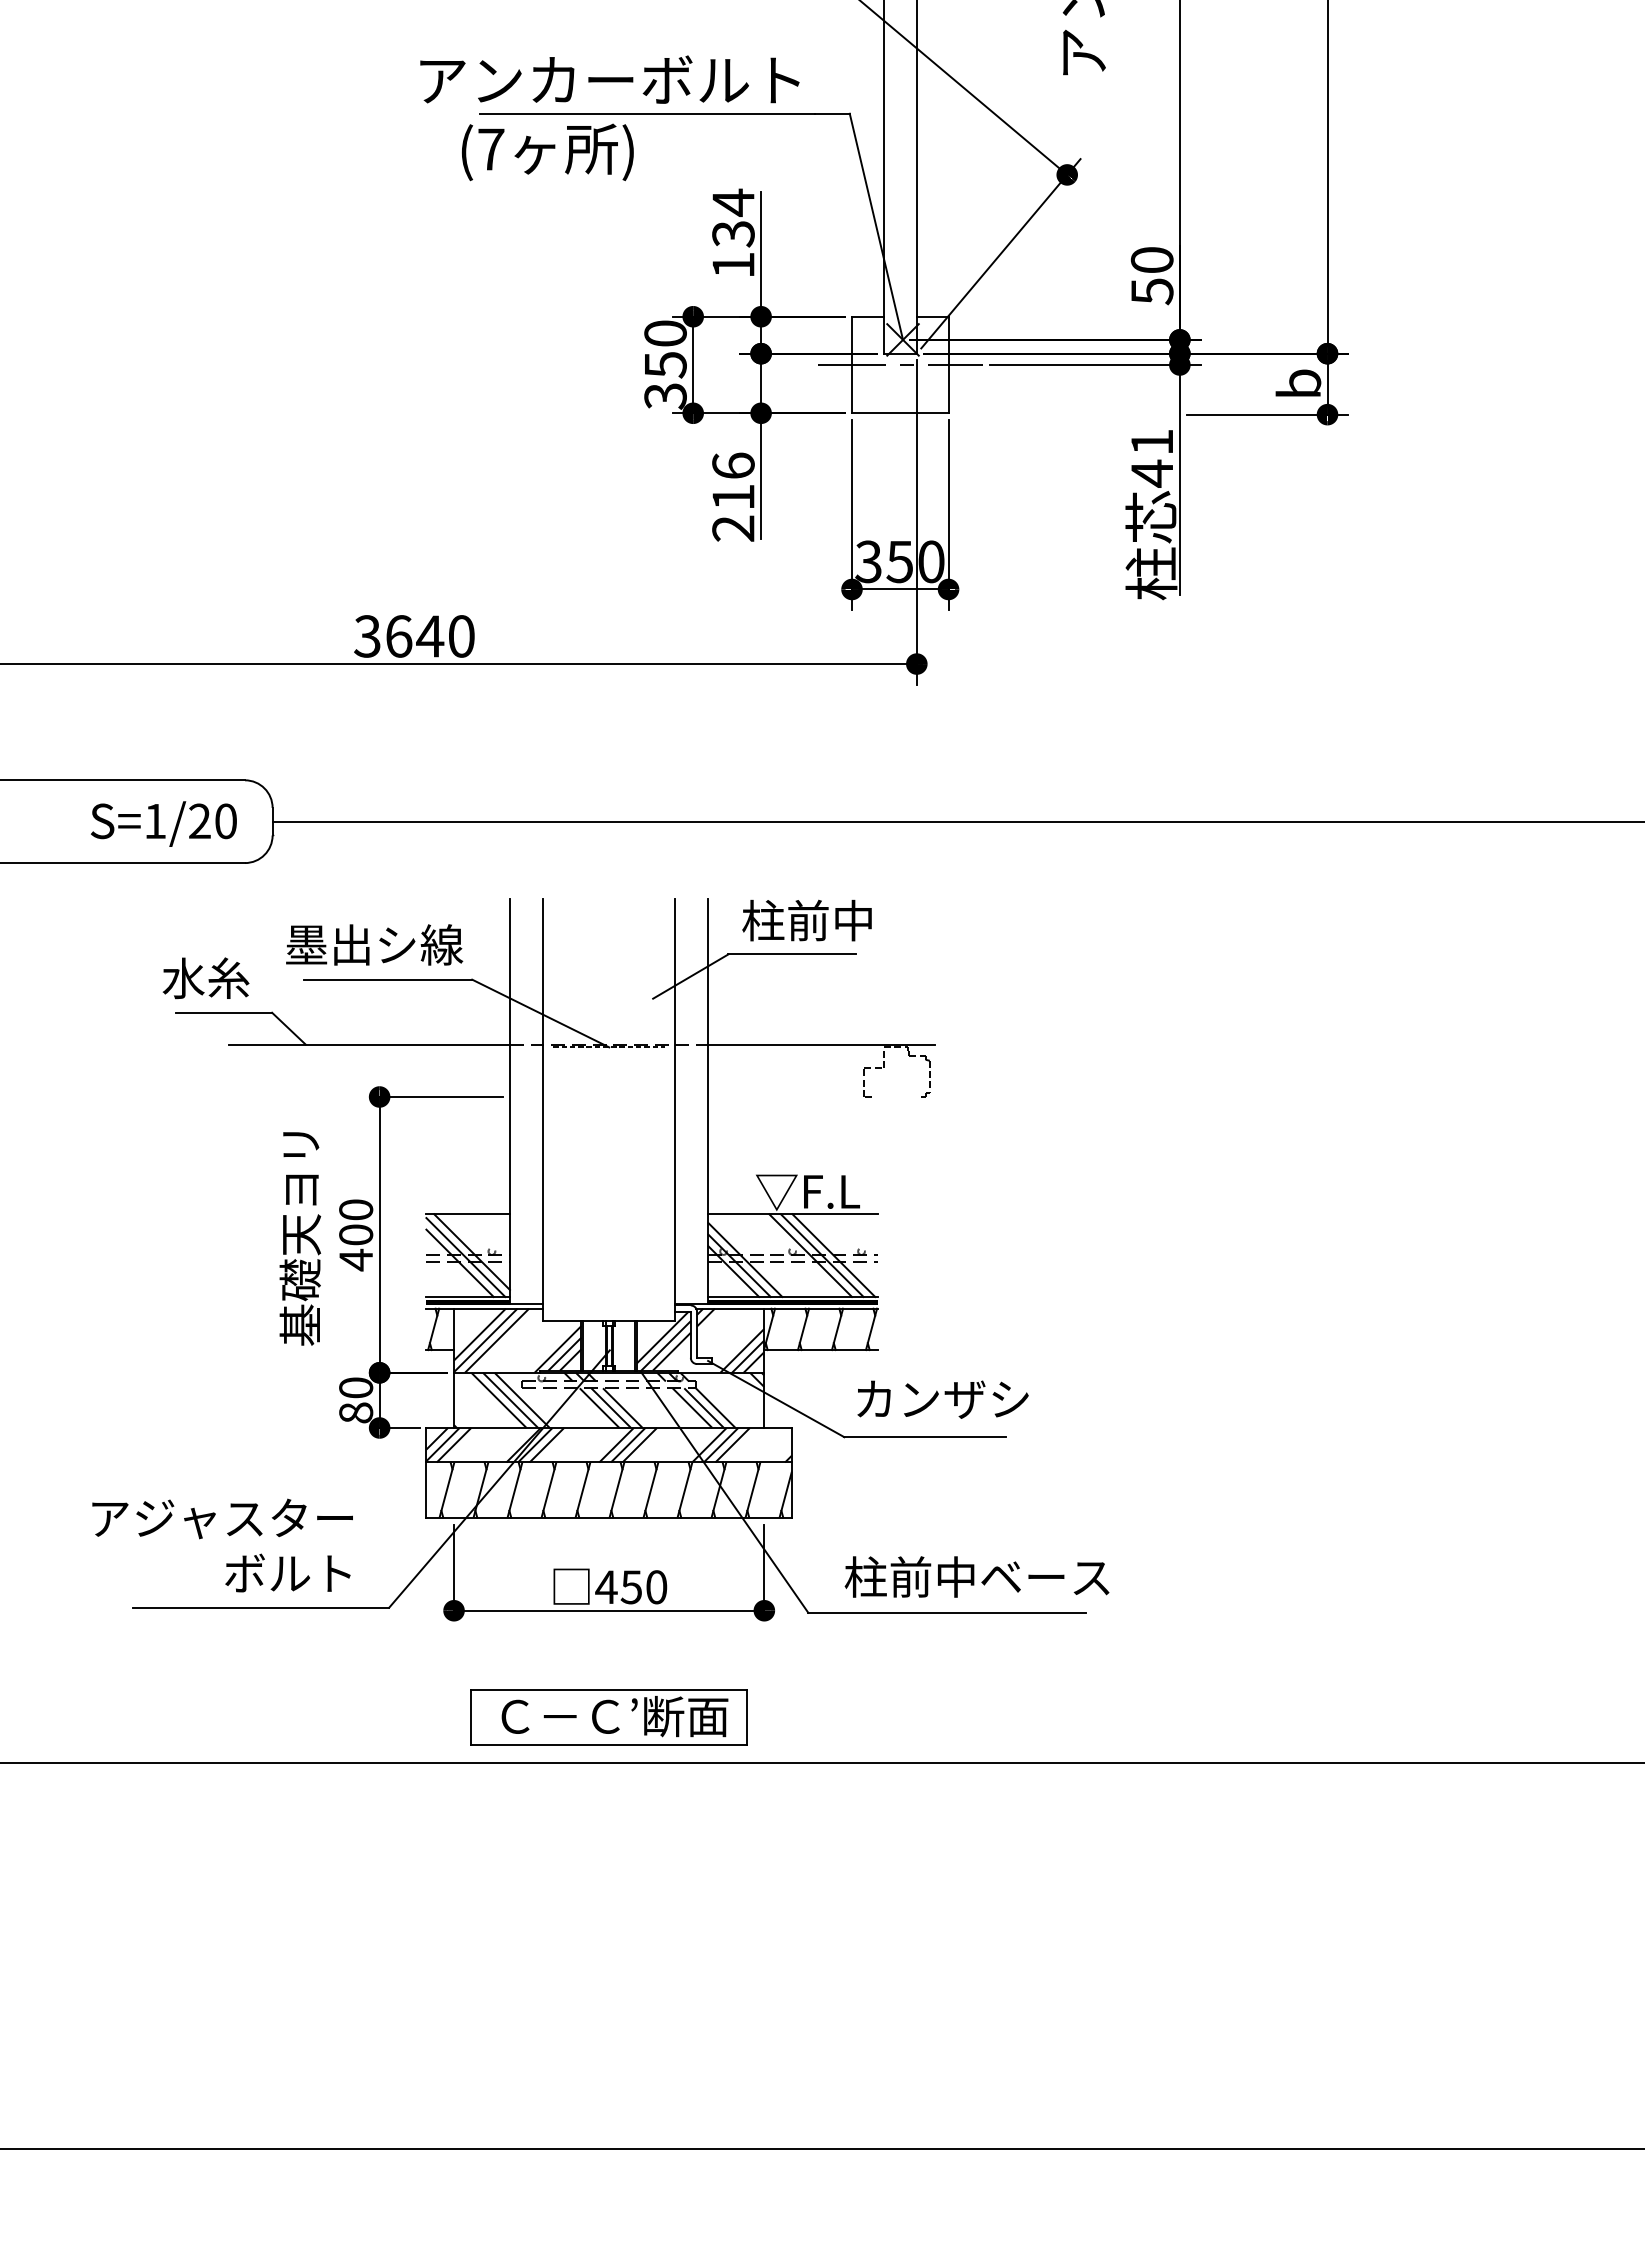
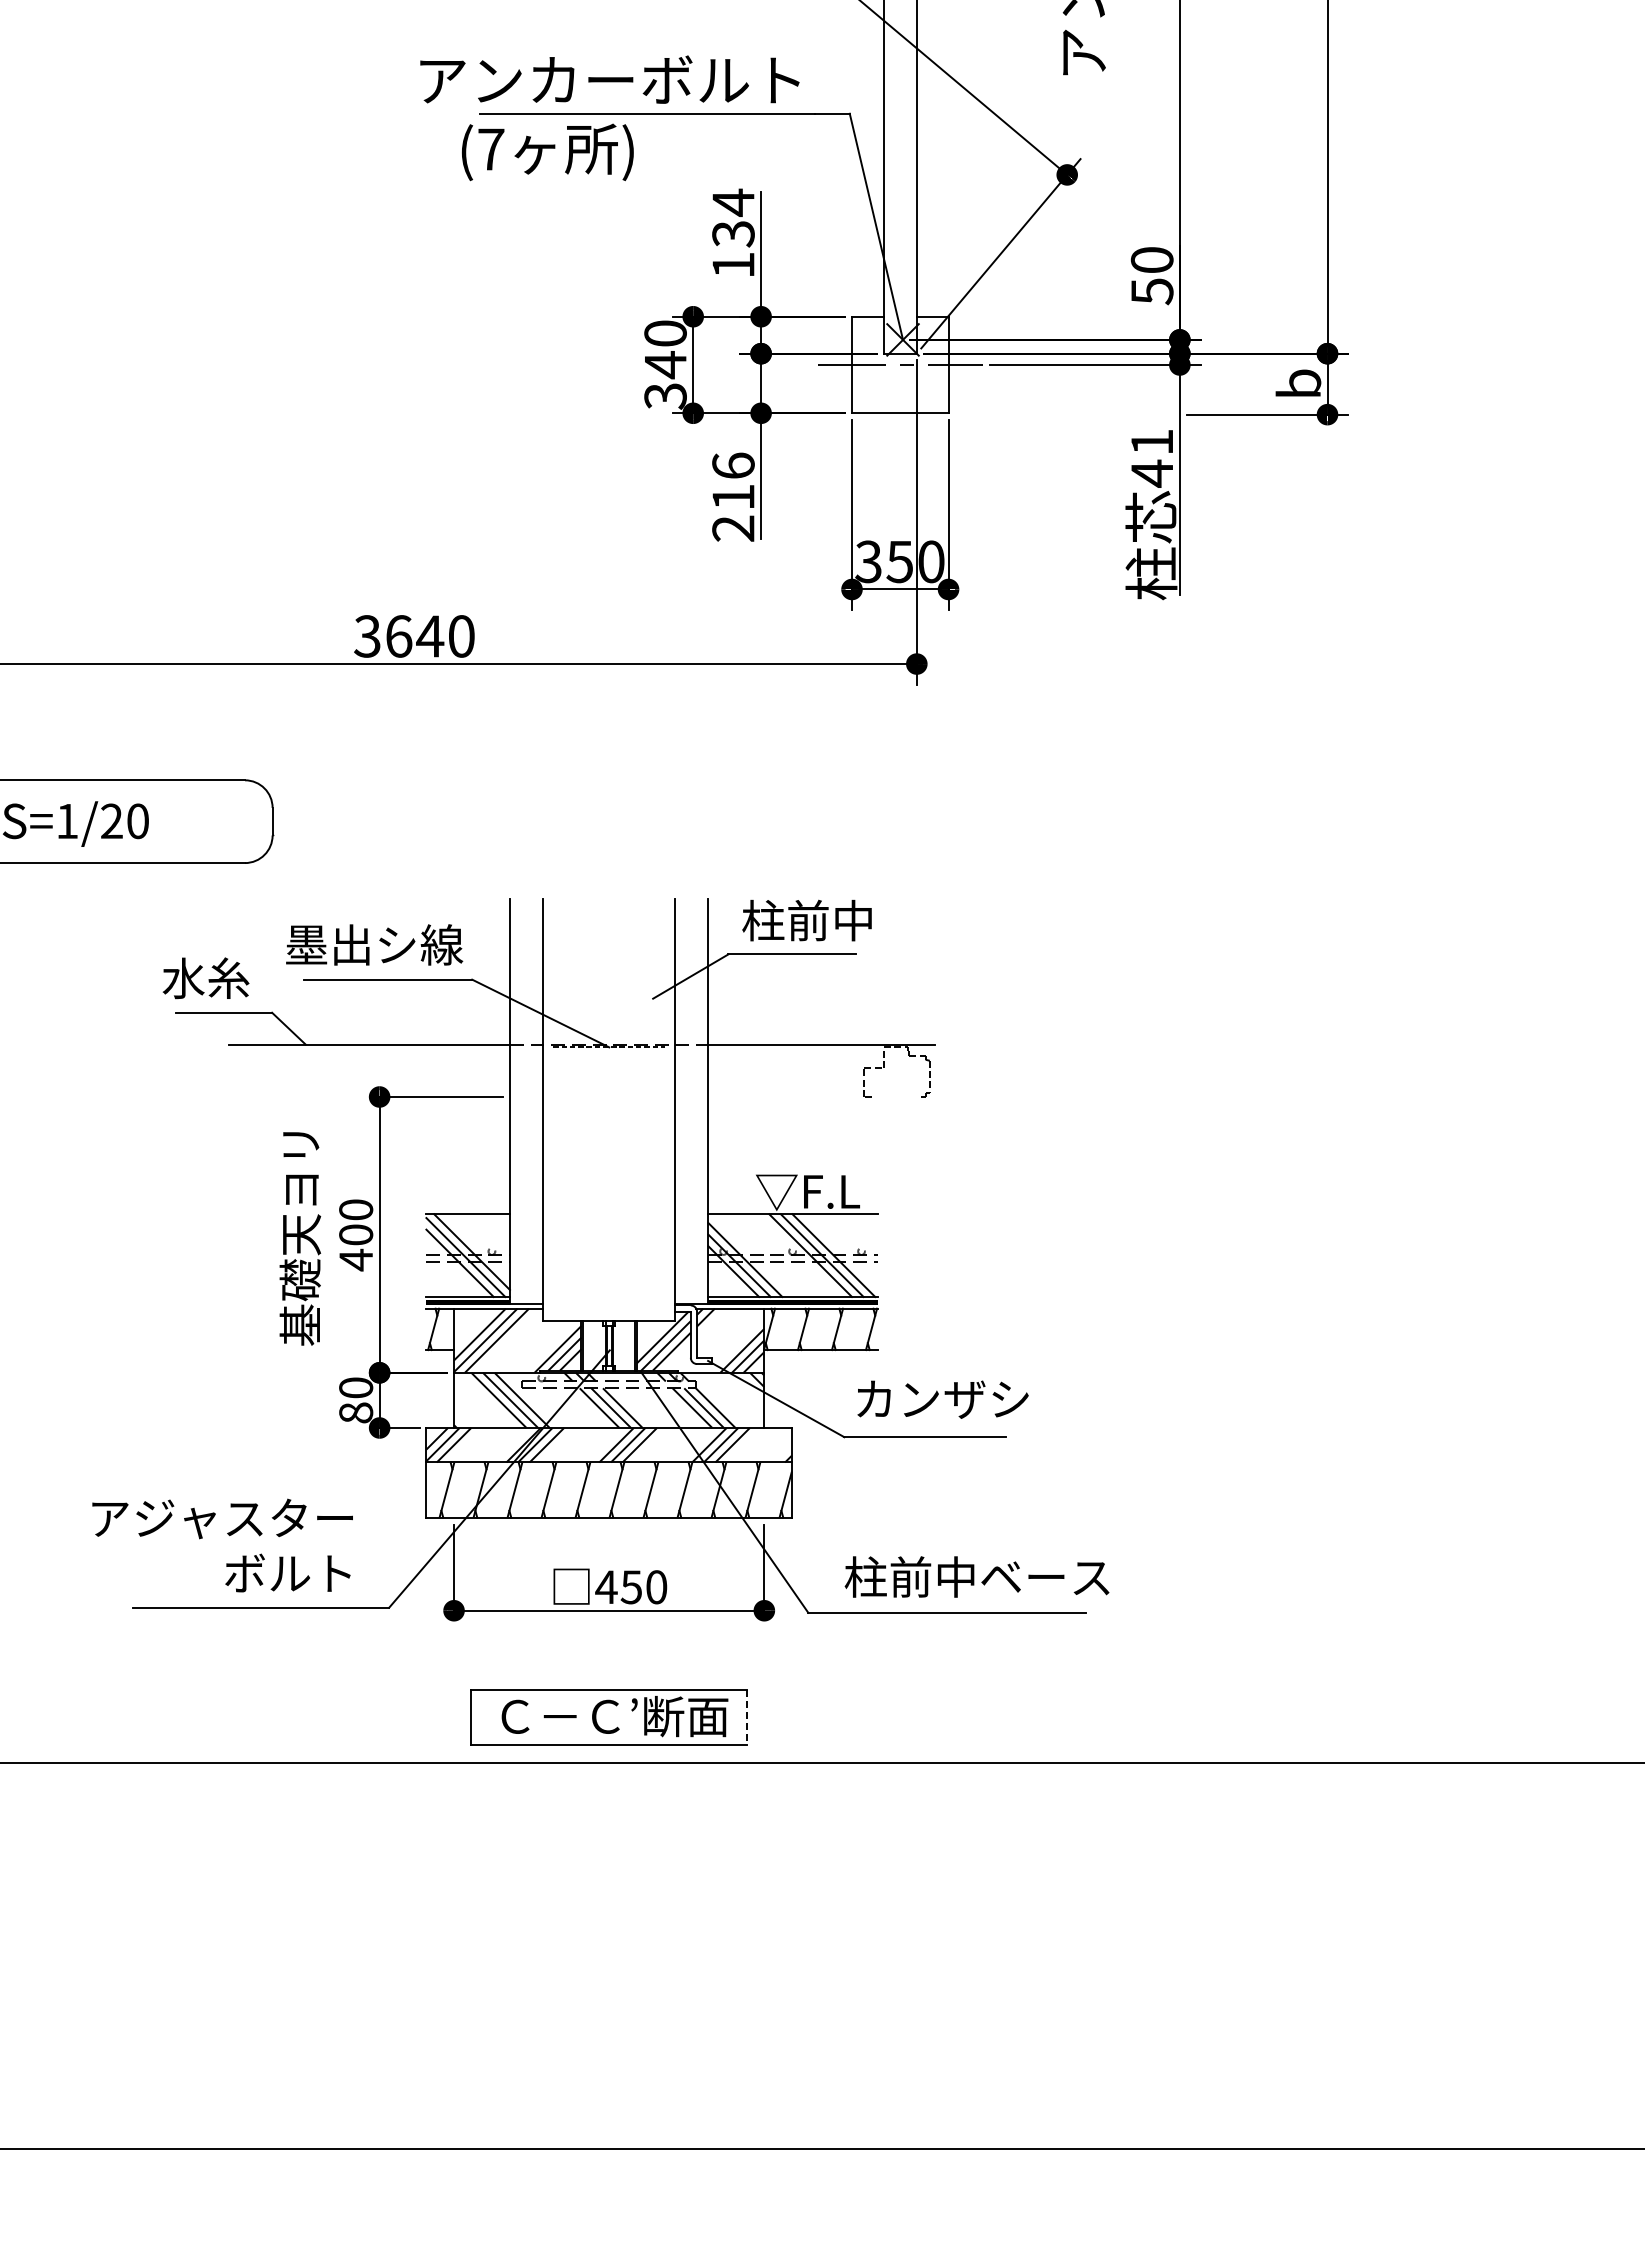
text: 350 -> 340 (665, 365)
line: present -> none (956, 821)
text position: (163, 823) -> (75, 823) (75, 823)
line: solid -> dashed (747, 1717)
